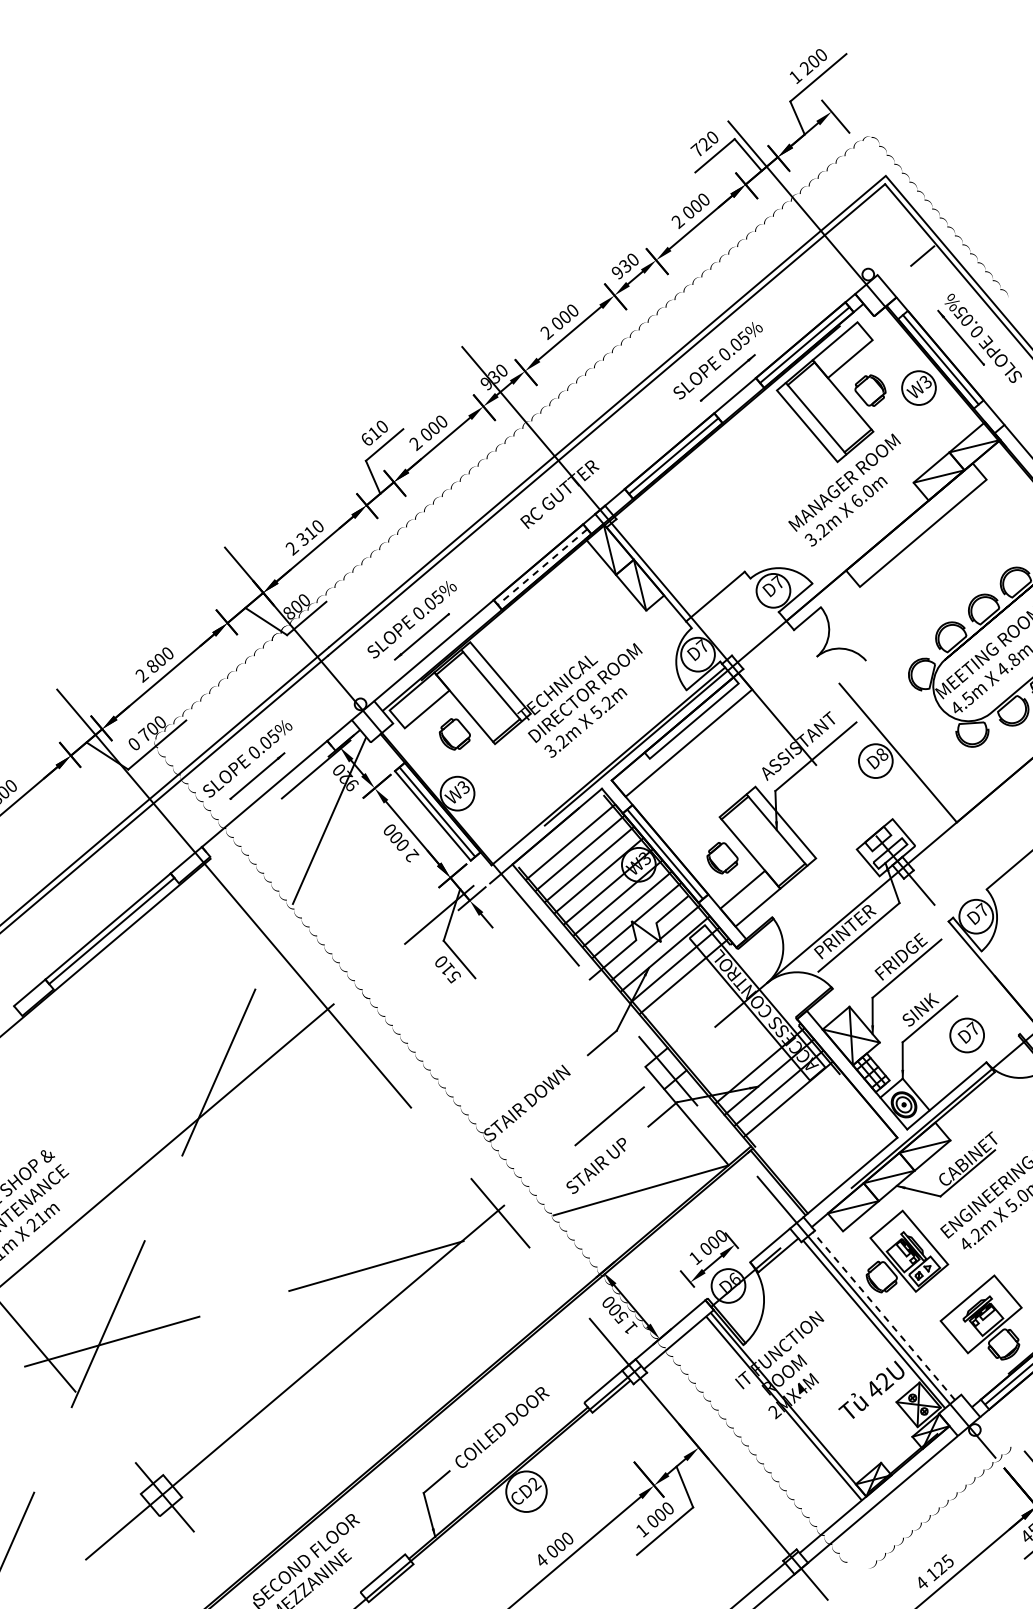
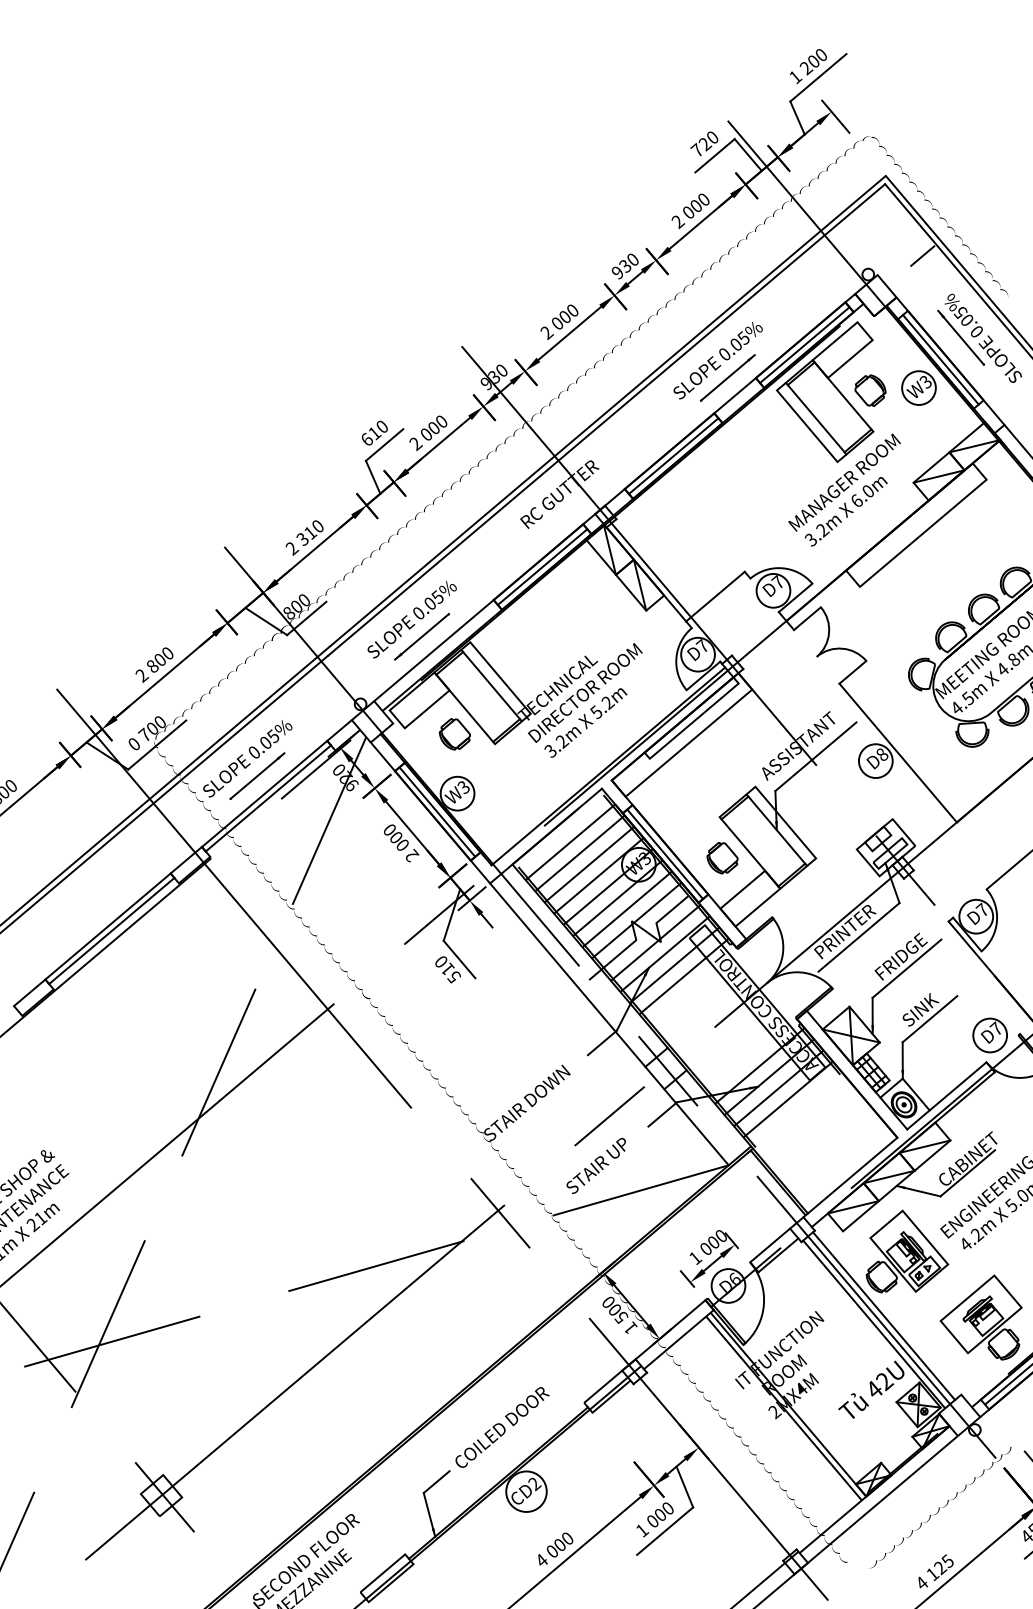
line: dashed -> solid (542, 567)
line: none -> present (852, 672)
line: none -> present (268, 798)
line: none -> present (507, 904)
part position: (966, 1035) -> (989, 1035) (989, 1035)
line: dashed -> solid (884, 1316)
